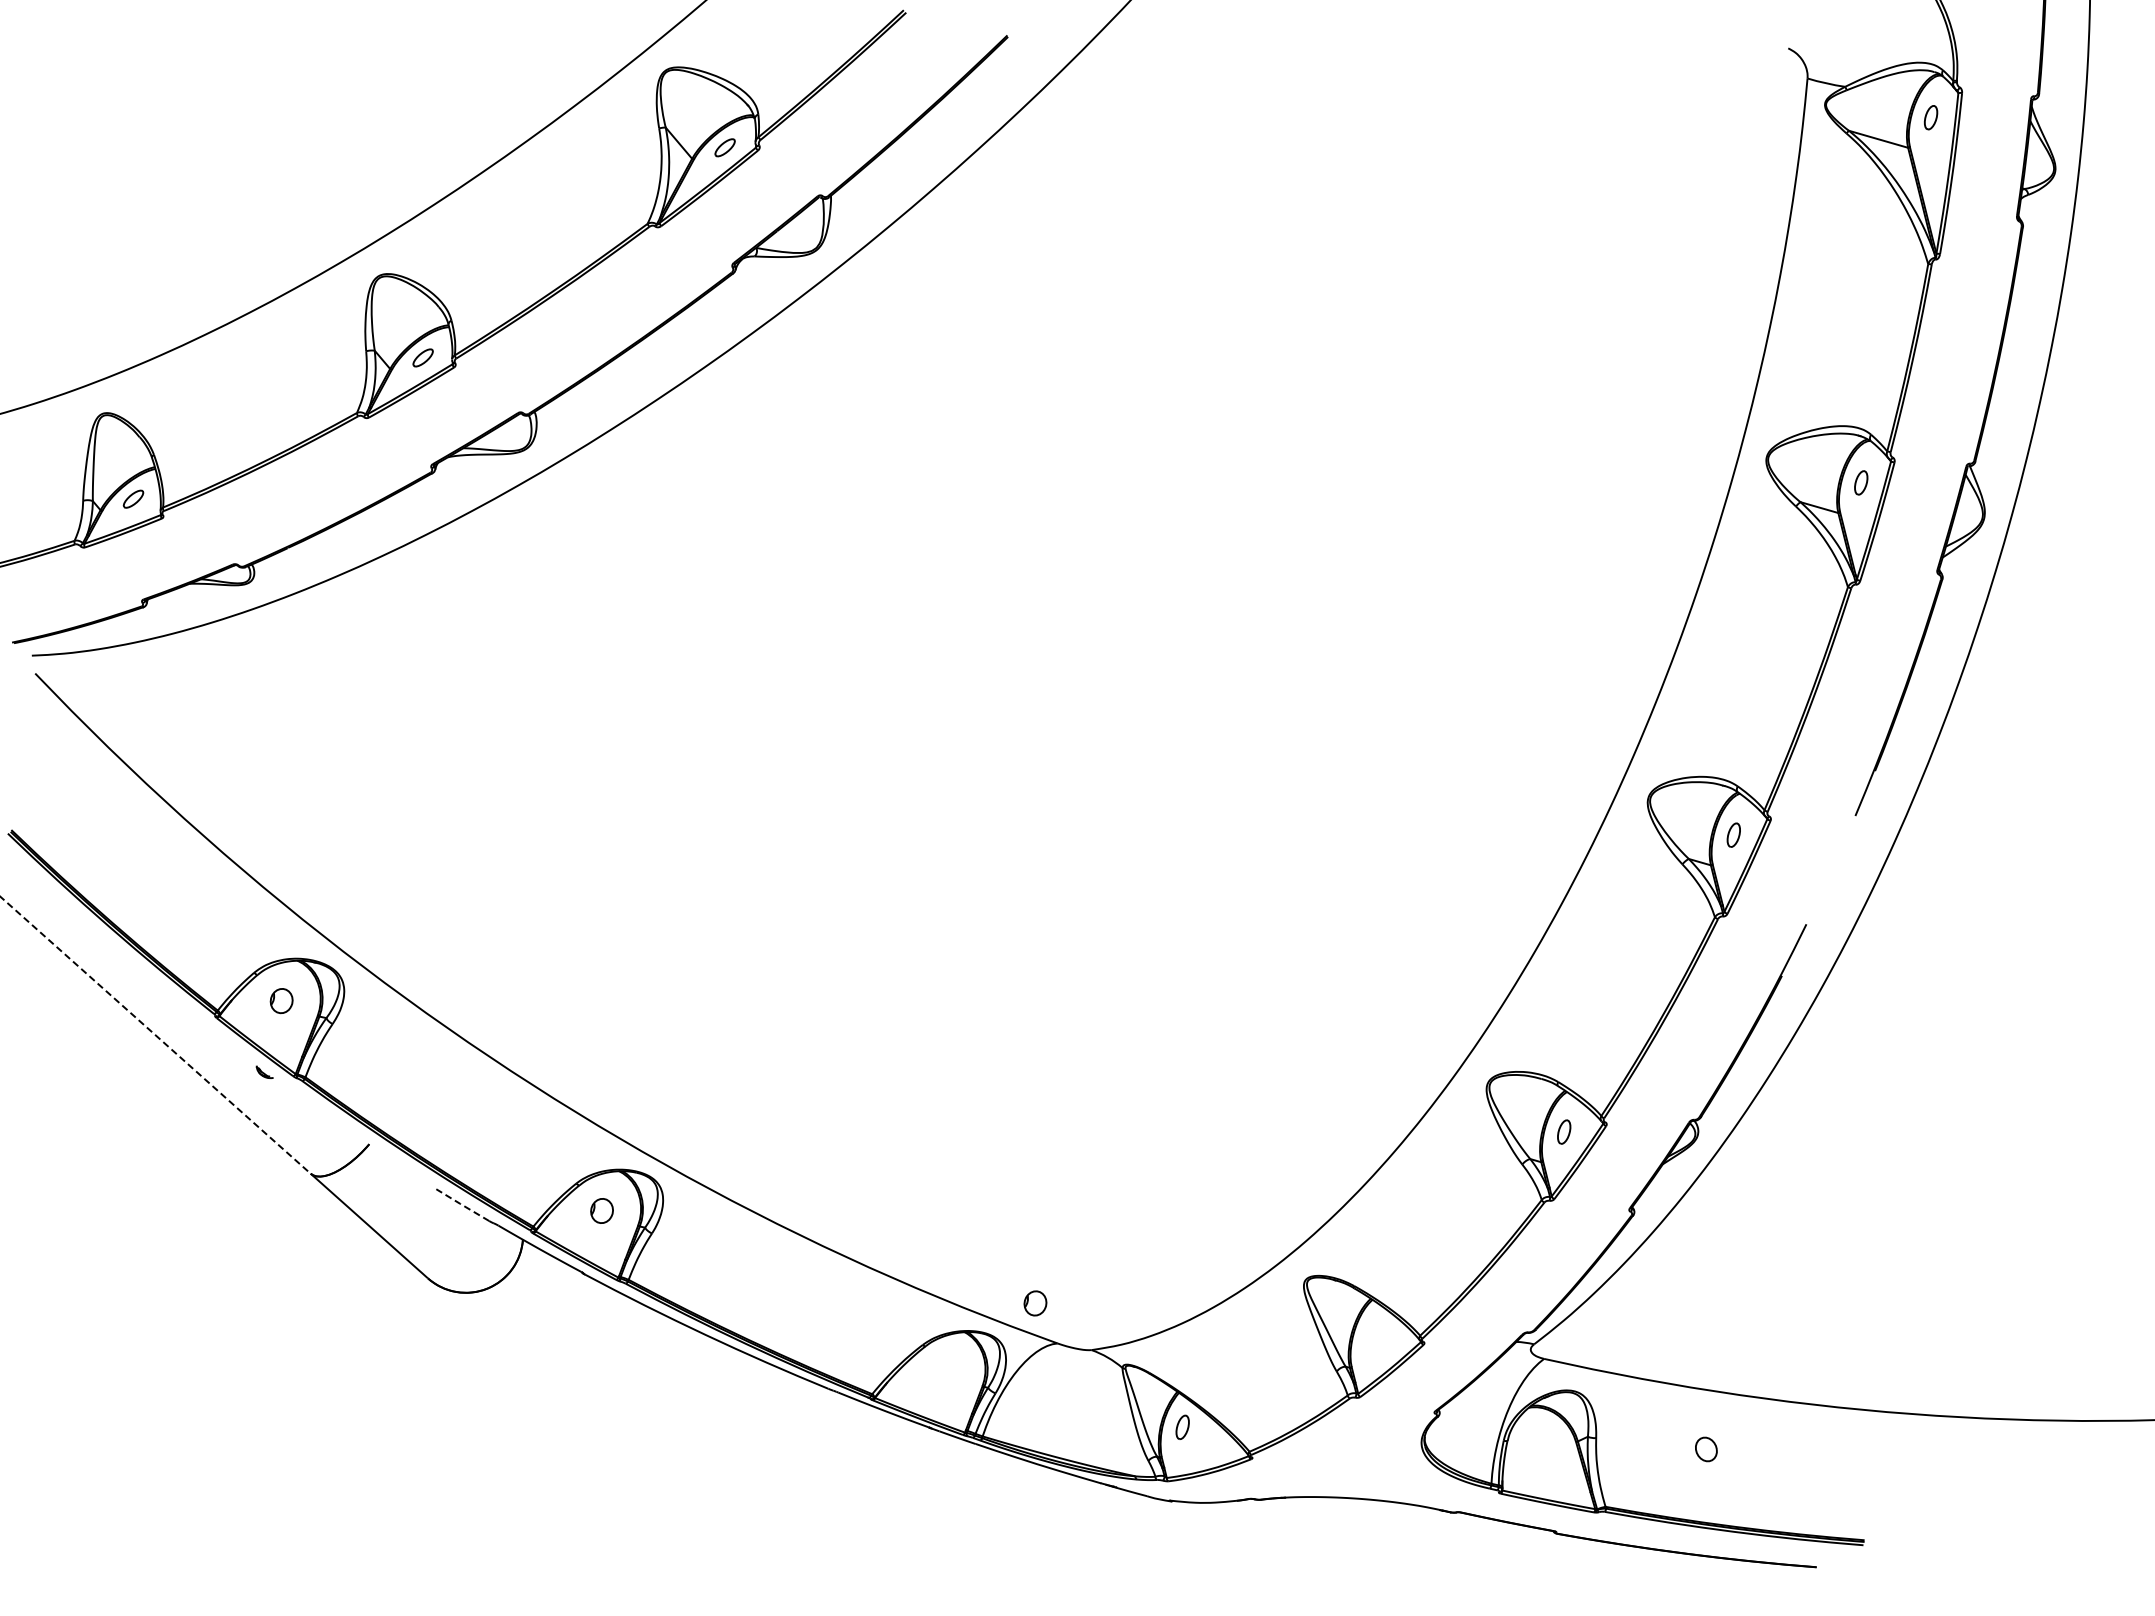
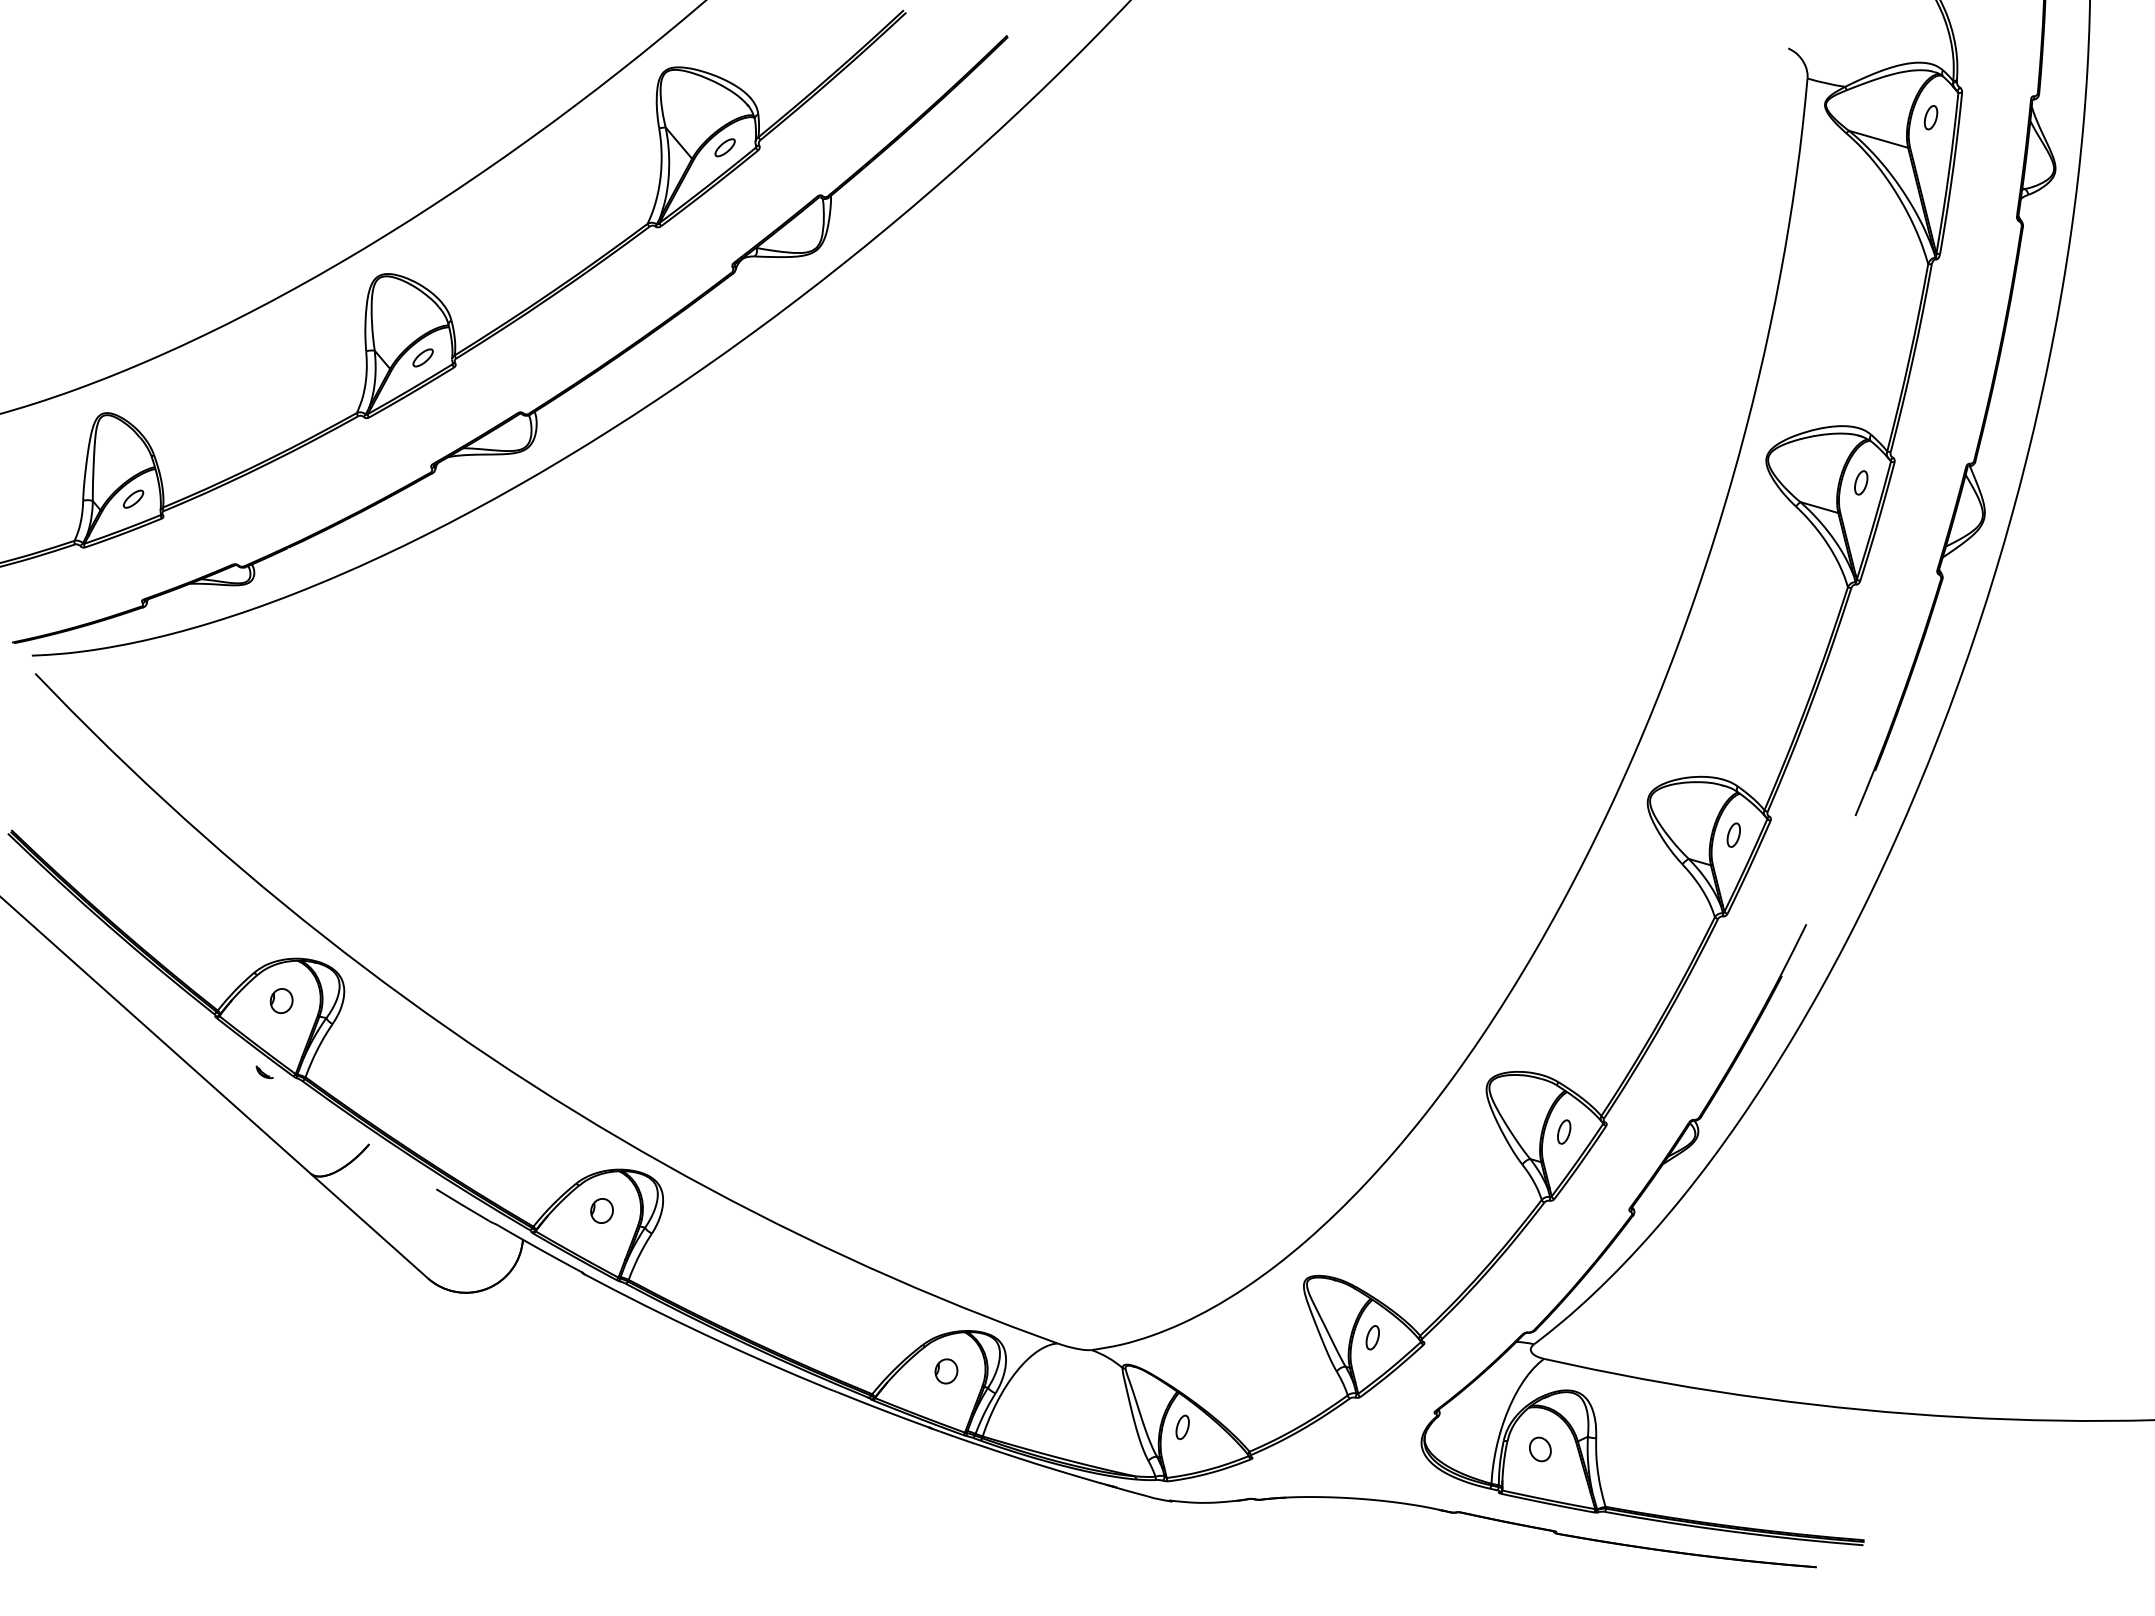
line: dashed -> solid (155, 1035)
line: dashed -> solid (461, 1204)
part position: (1035, 1303) -> (946, 1371) (946, 1371)
part: none -> present (1372, 1337)
part position: (1706, 1449) -> (1540, 1449) (1540, 1449)
